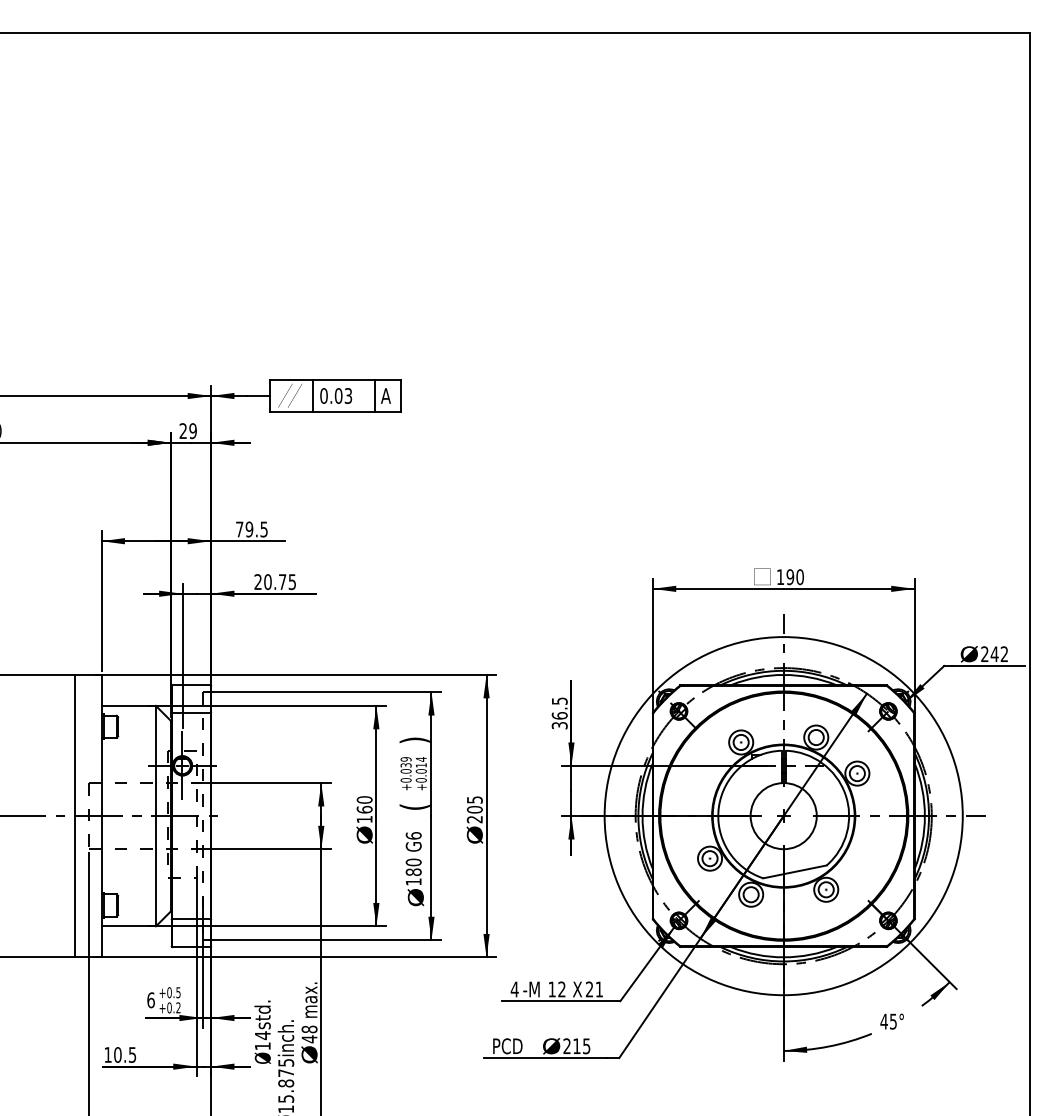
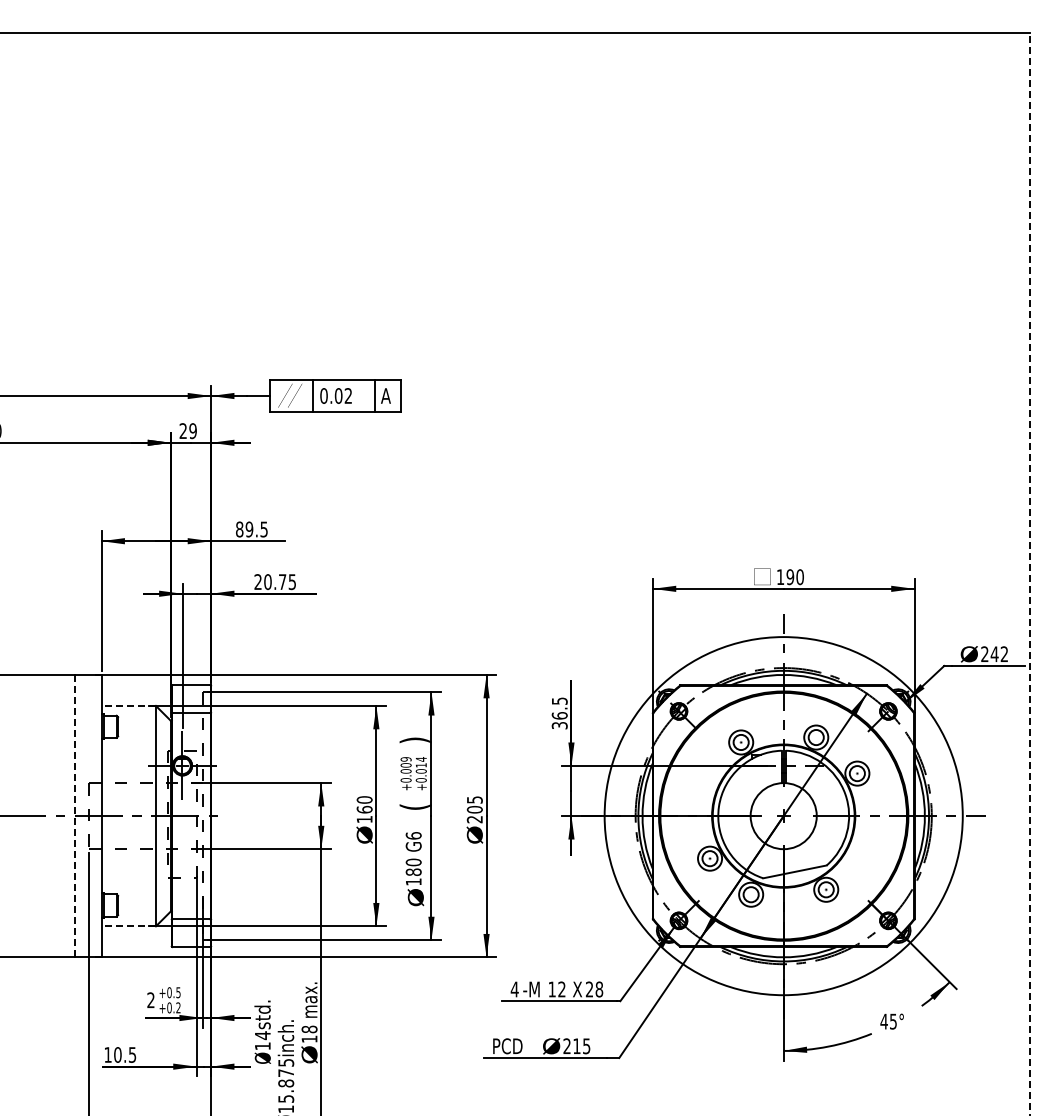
text: 0.03 -> 0.02 (348, 395)
text: 79.5 -> 89.5 (239, 529)
line: solid -> dashed (1030, 574)
line: solid -> dashed (128, 705)
text: +0.039 -> +0.009 (405, 765)
line: solid -> dashed (75, 816)
line: solid -> dashed (128, 926)
text: 21 -> 28 (599, 989)
text: 6 -> 2 (150, 1000)
text: 48 -> 18 (309, 1039)
